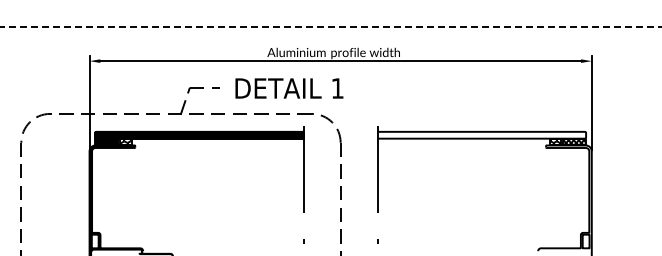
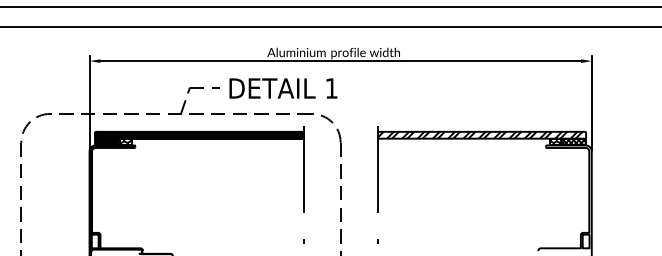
line: none -> present (330, 7)
line: dashed -> solid (330, 26)
text position: (289, 88) -> (283, 88) (283, 88)
hatch: none -> present (479, 134)
